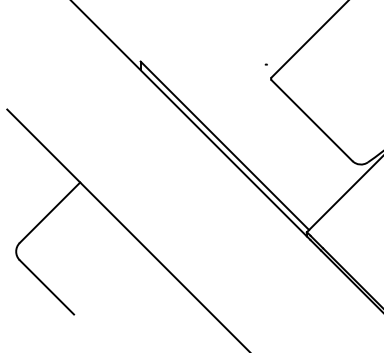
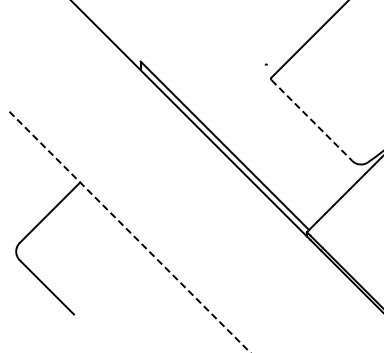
line: solid -> dashed (312, 120)
line: solid -> dashed (128, 230)
